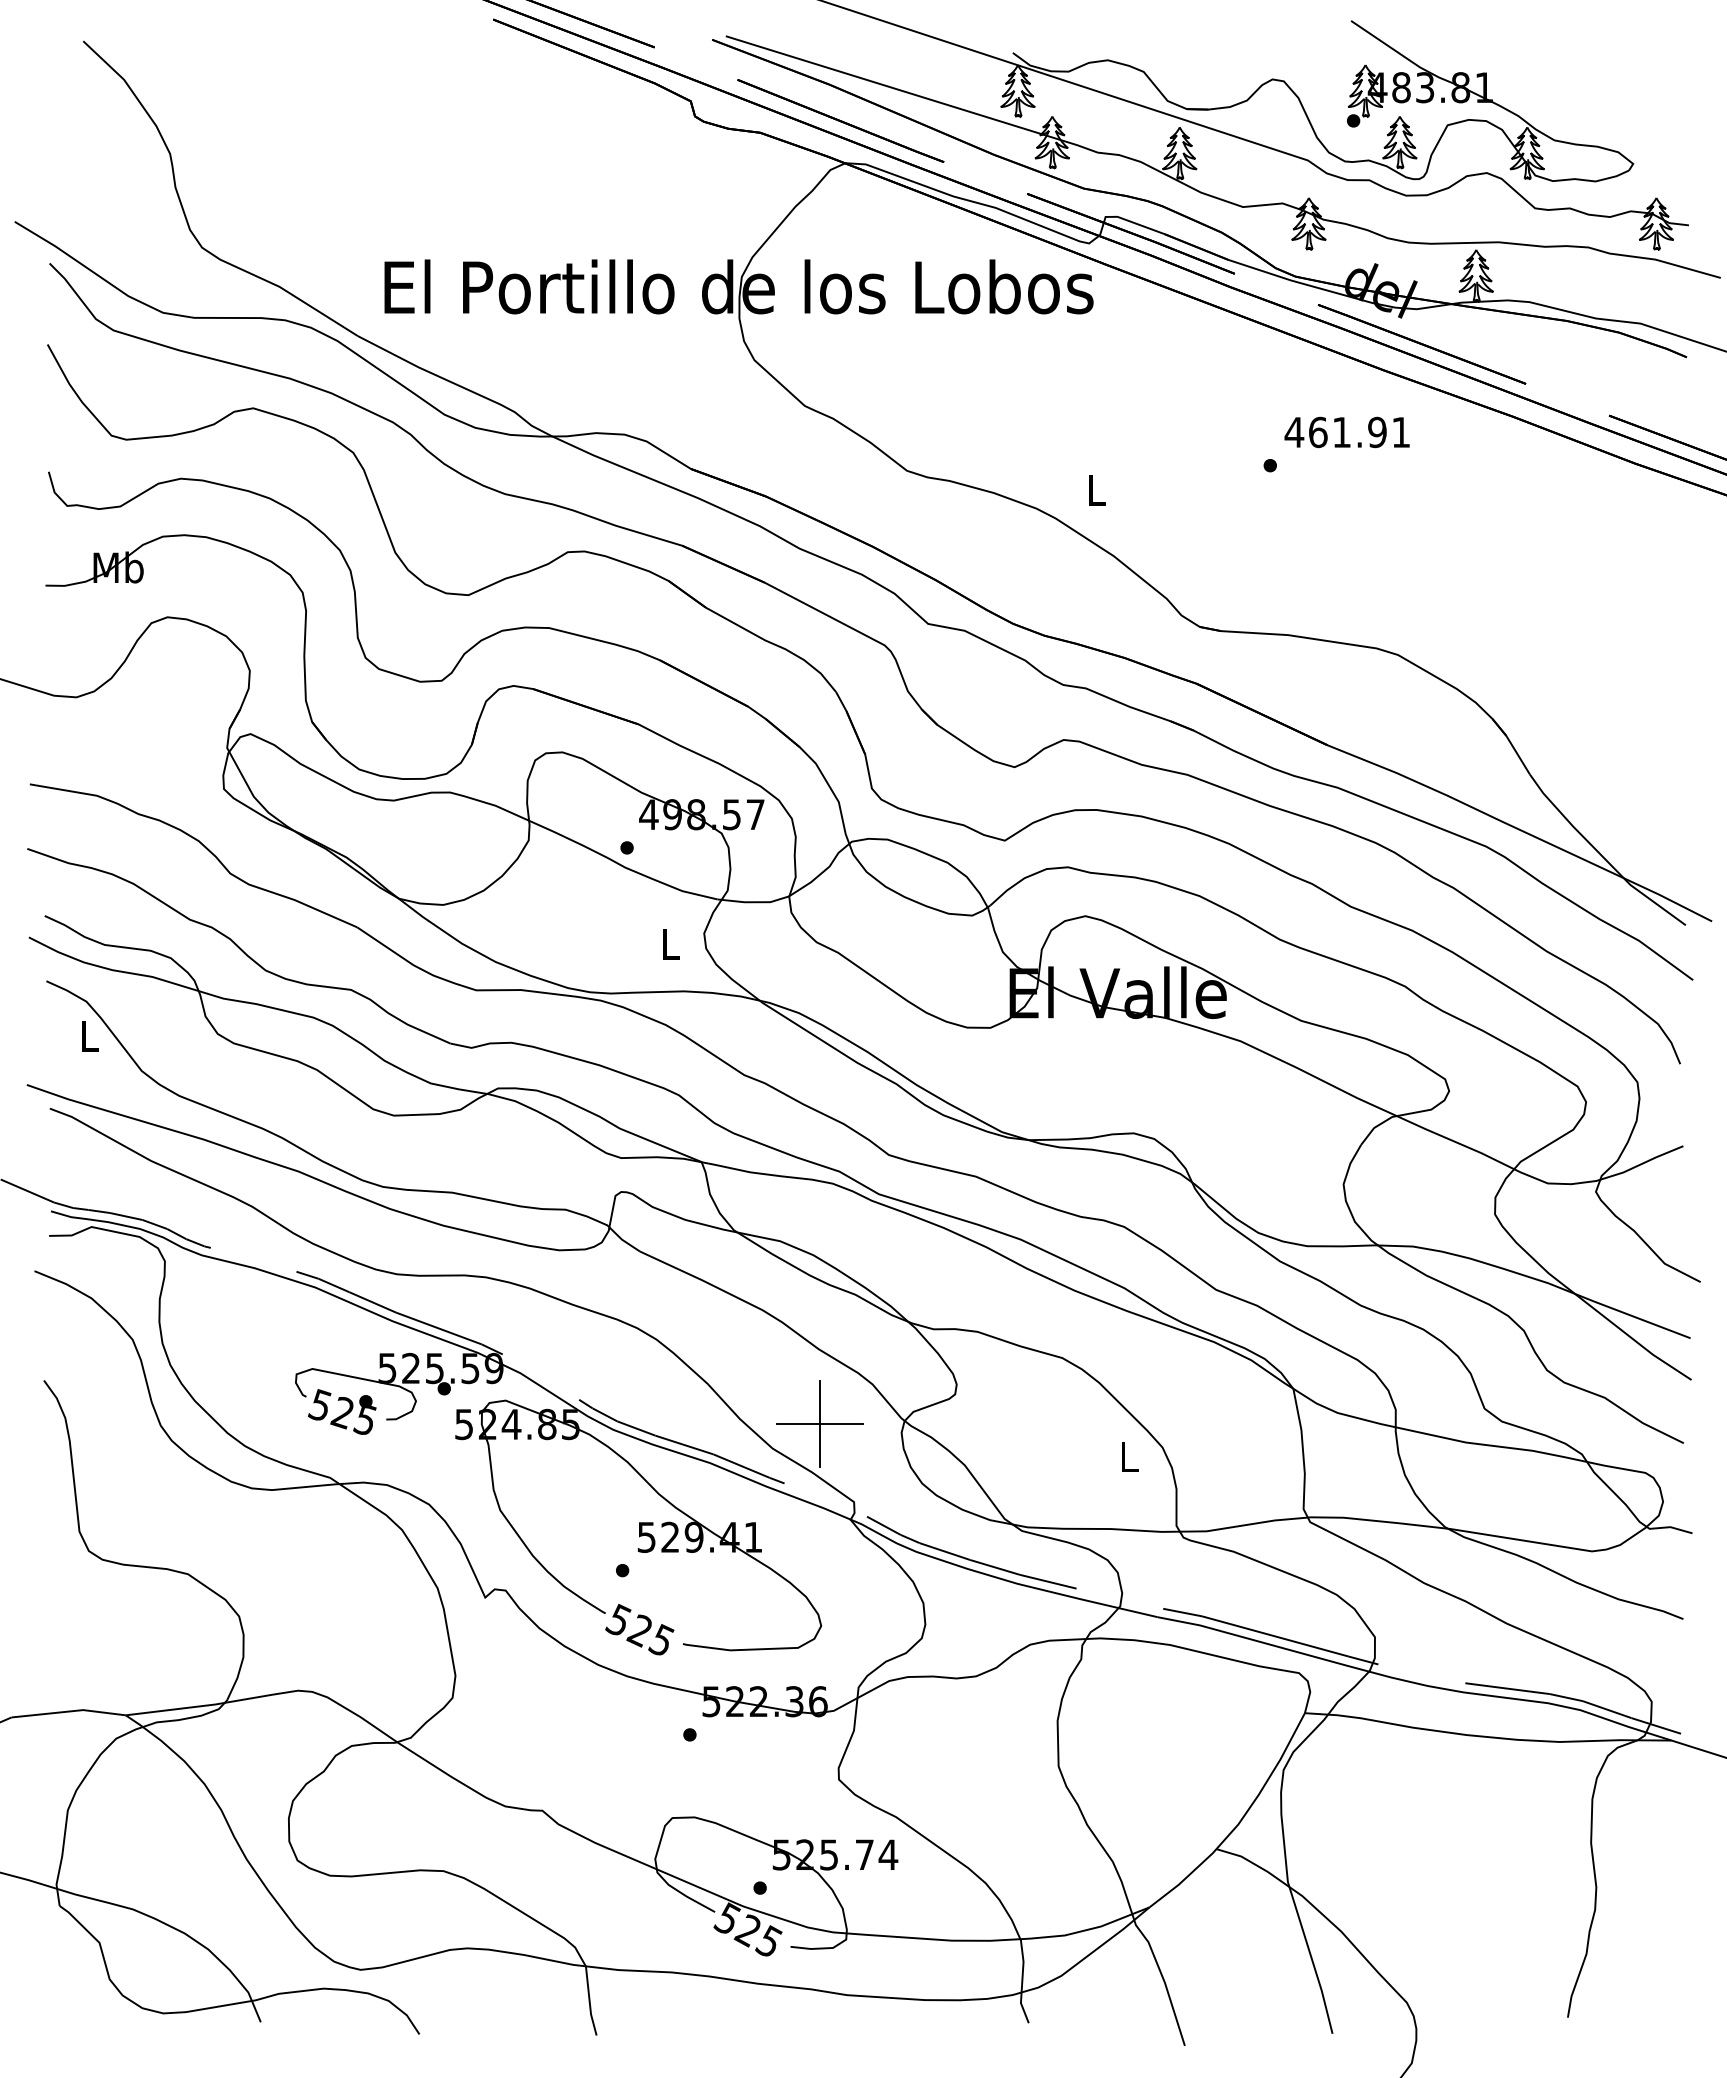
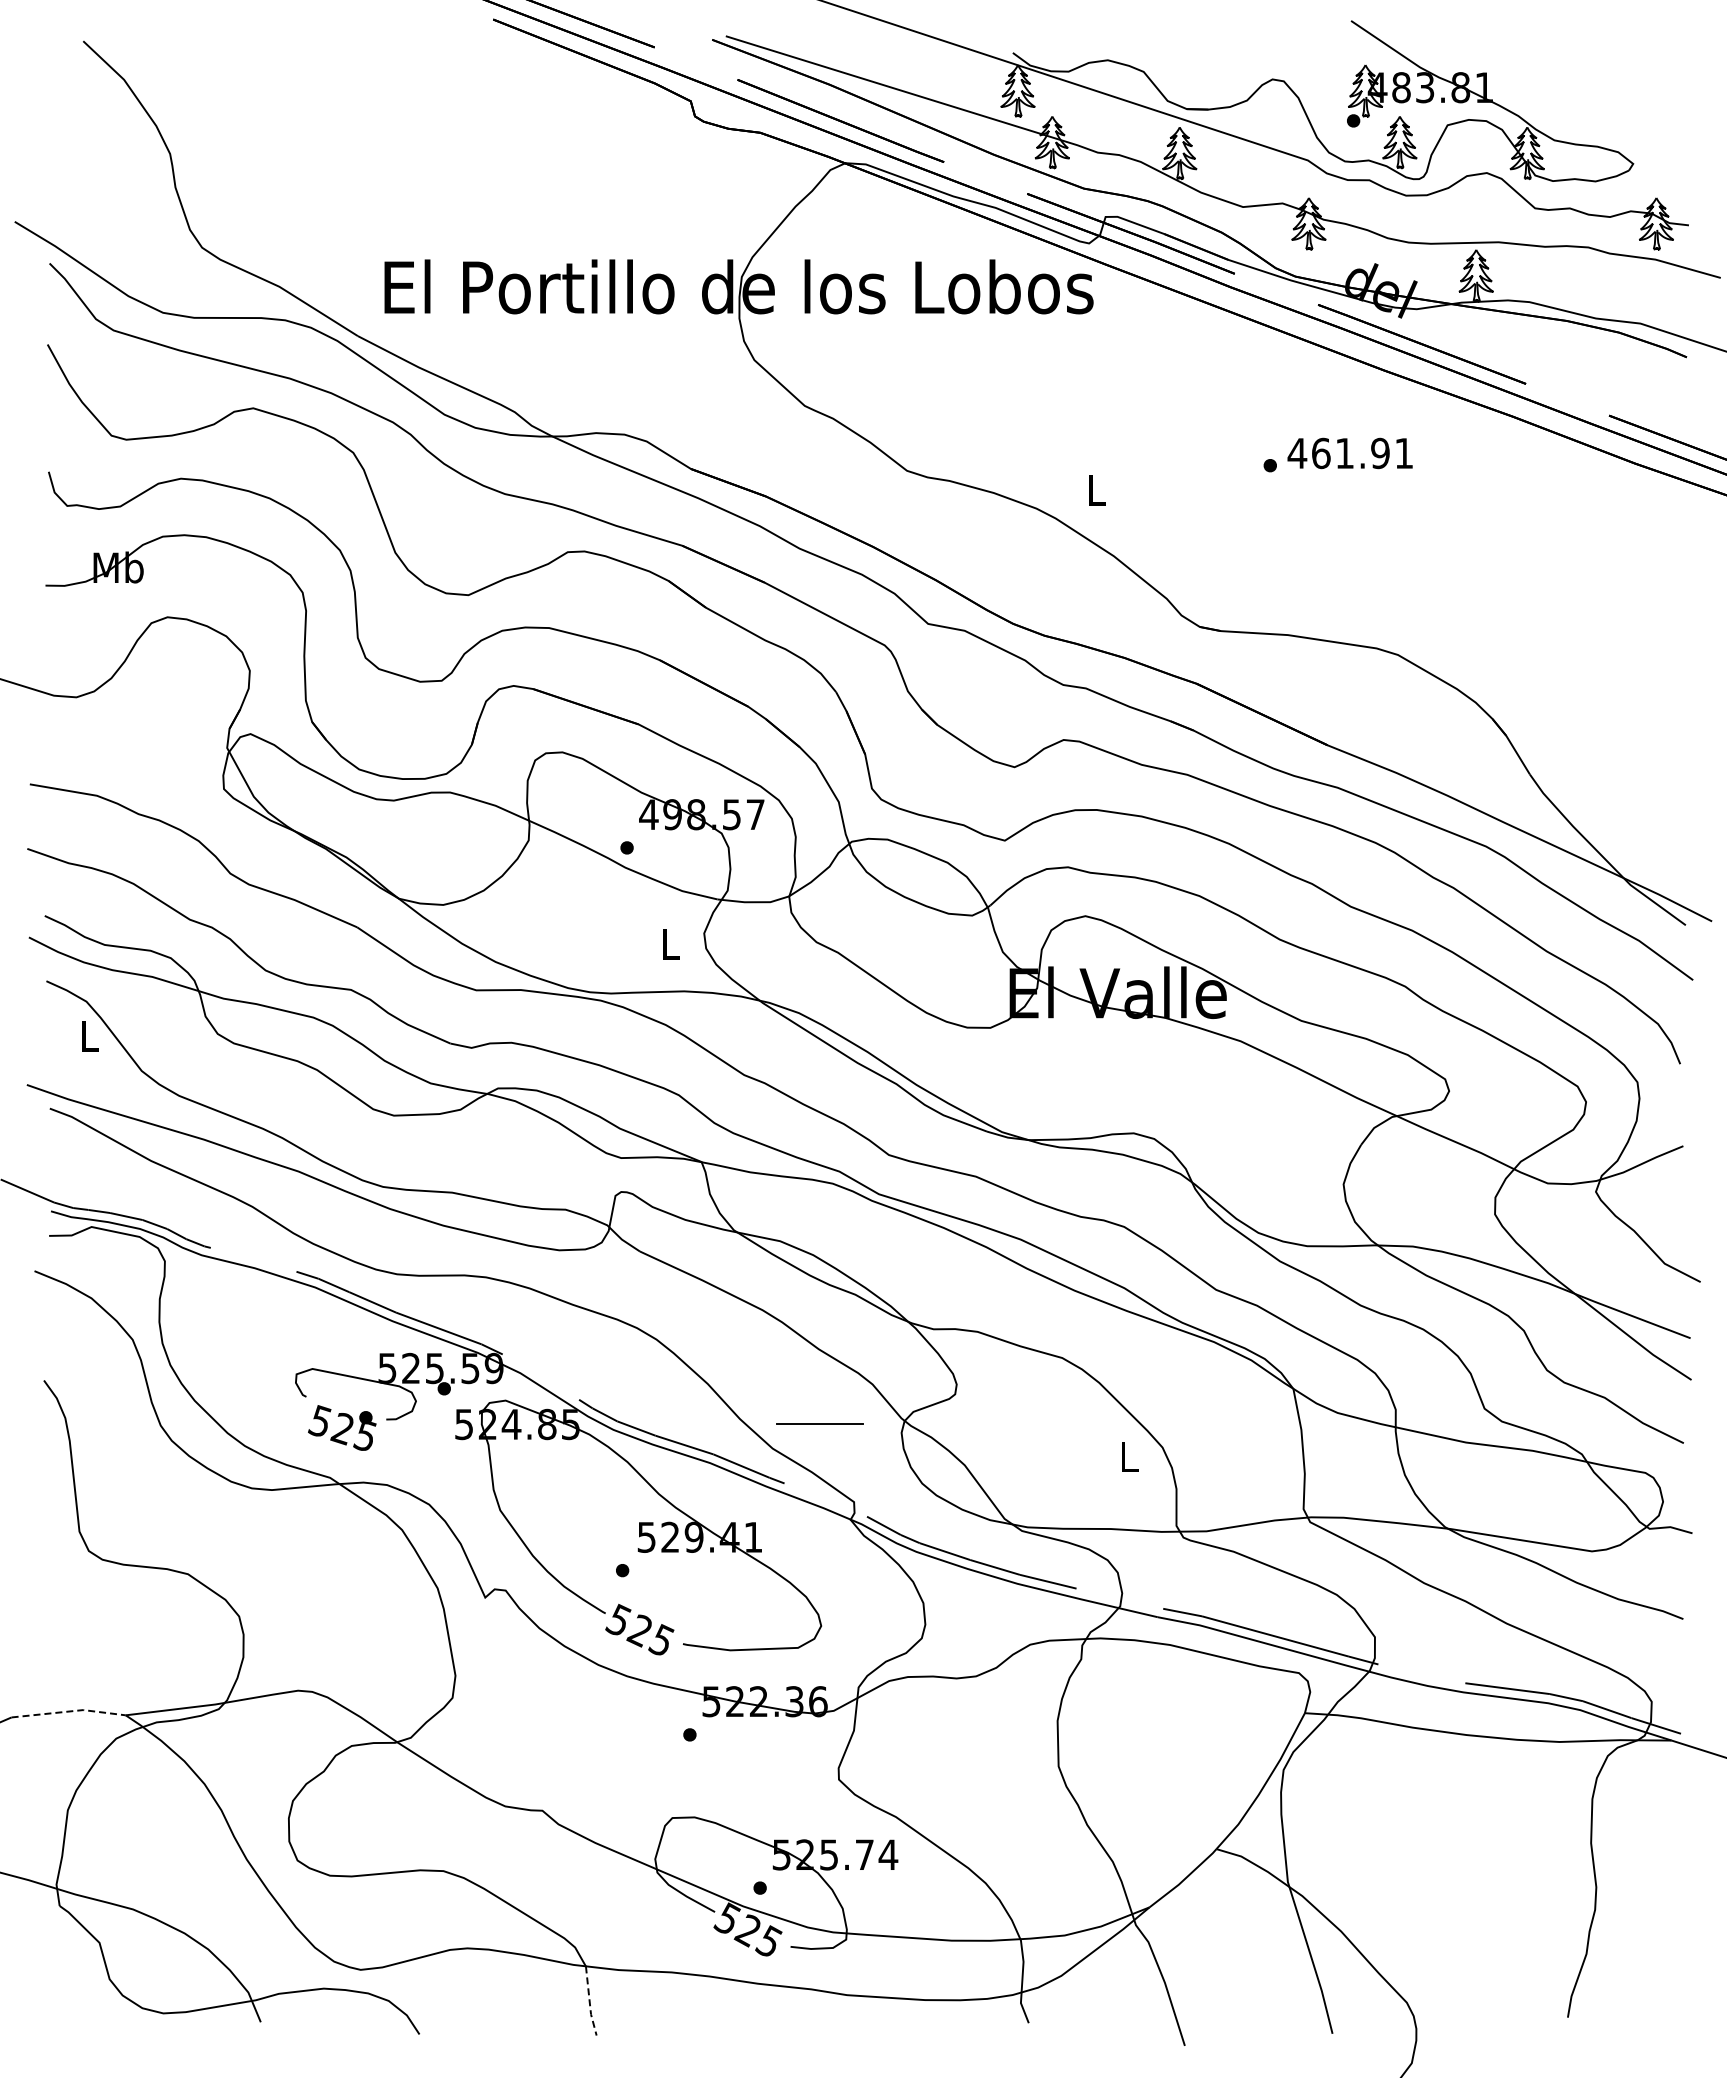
text position: (1346, 432) -> (1349, 453) (1349, 453)
text position: (342, 1411) -> (342, 1427) (342, 1427)
line: present -> none (819, 1424)
line: solid -> dashed (69, 1711)
line: solid -> dashed (589, 2001)
